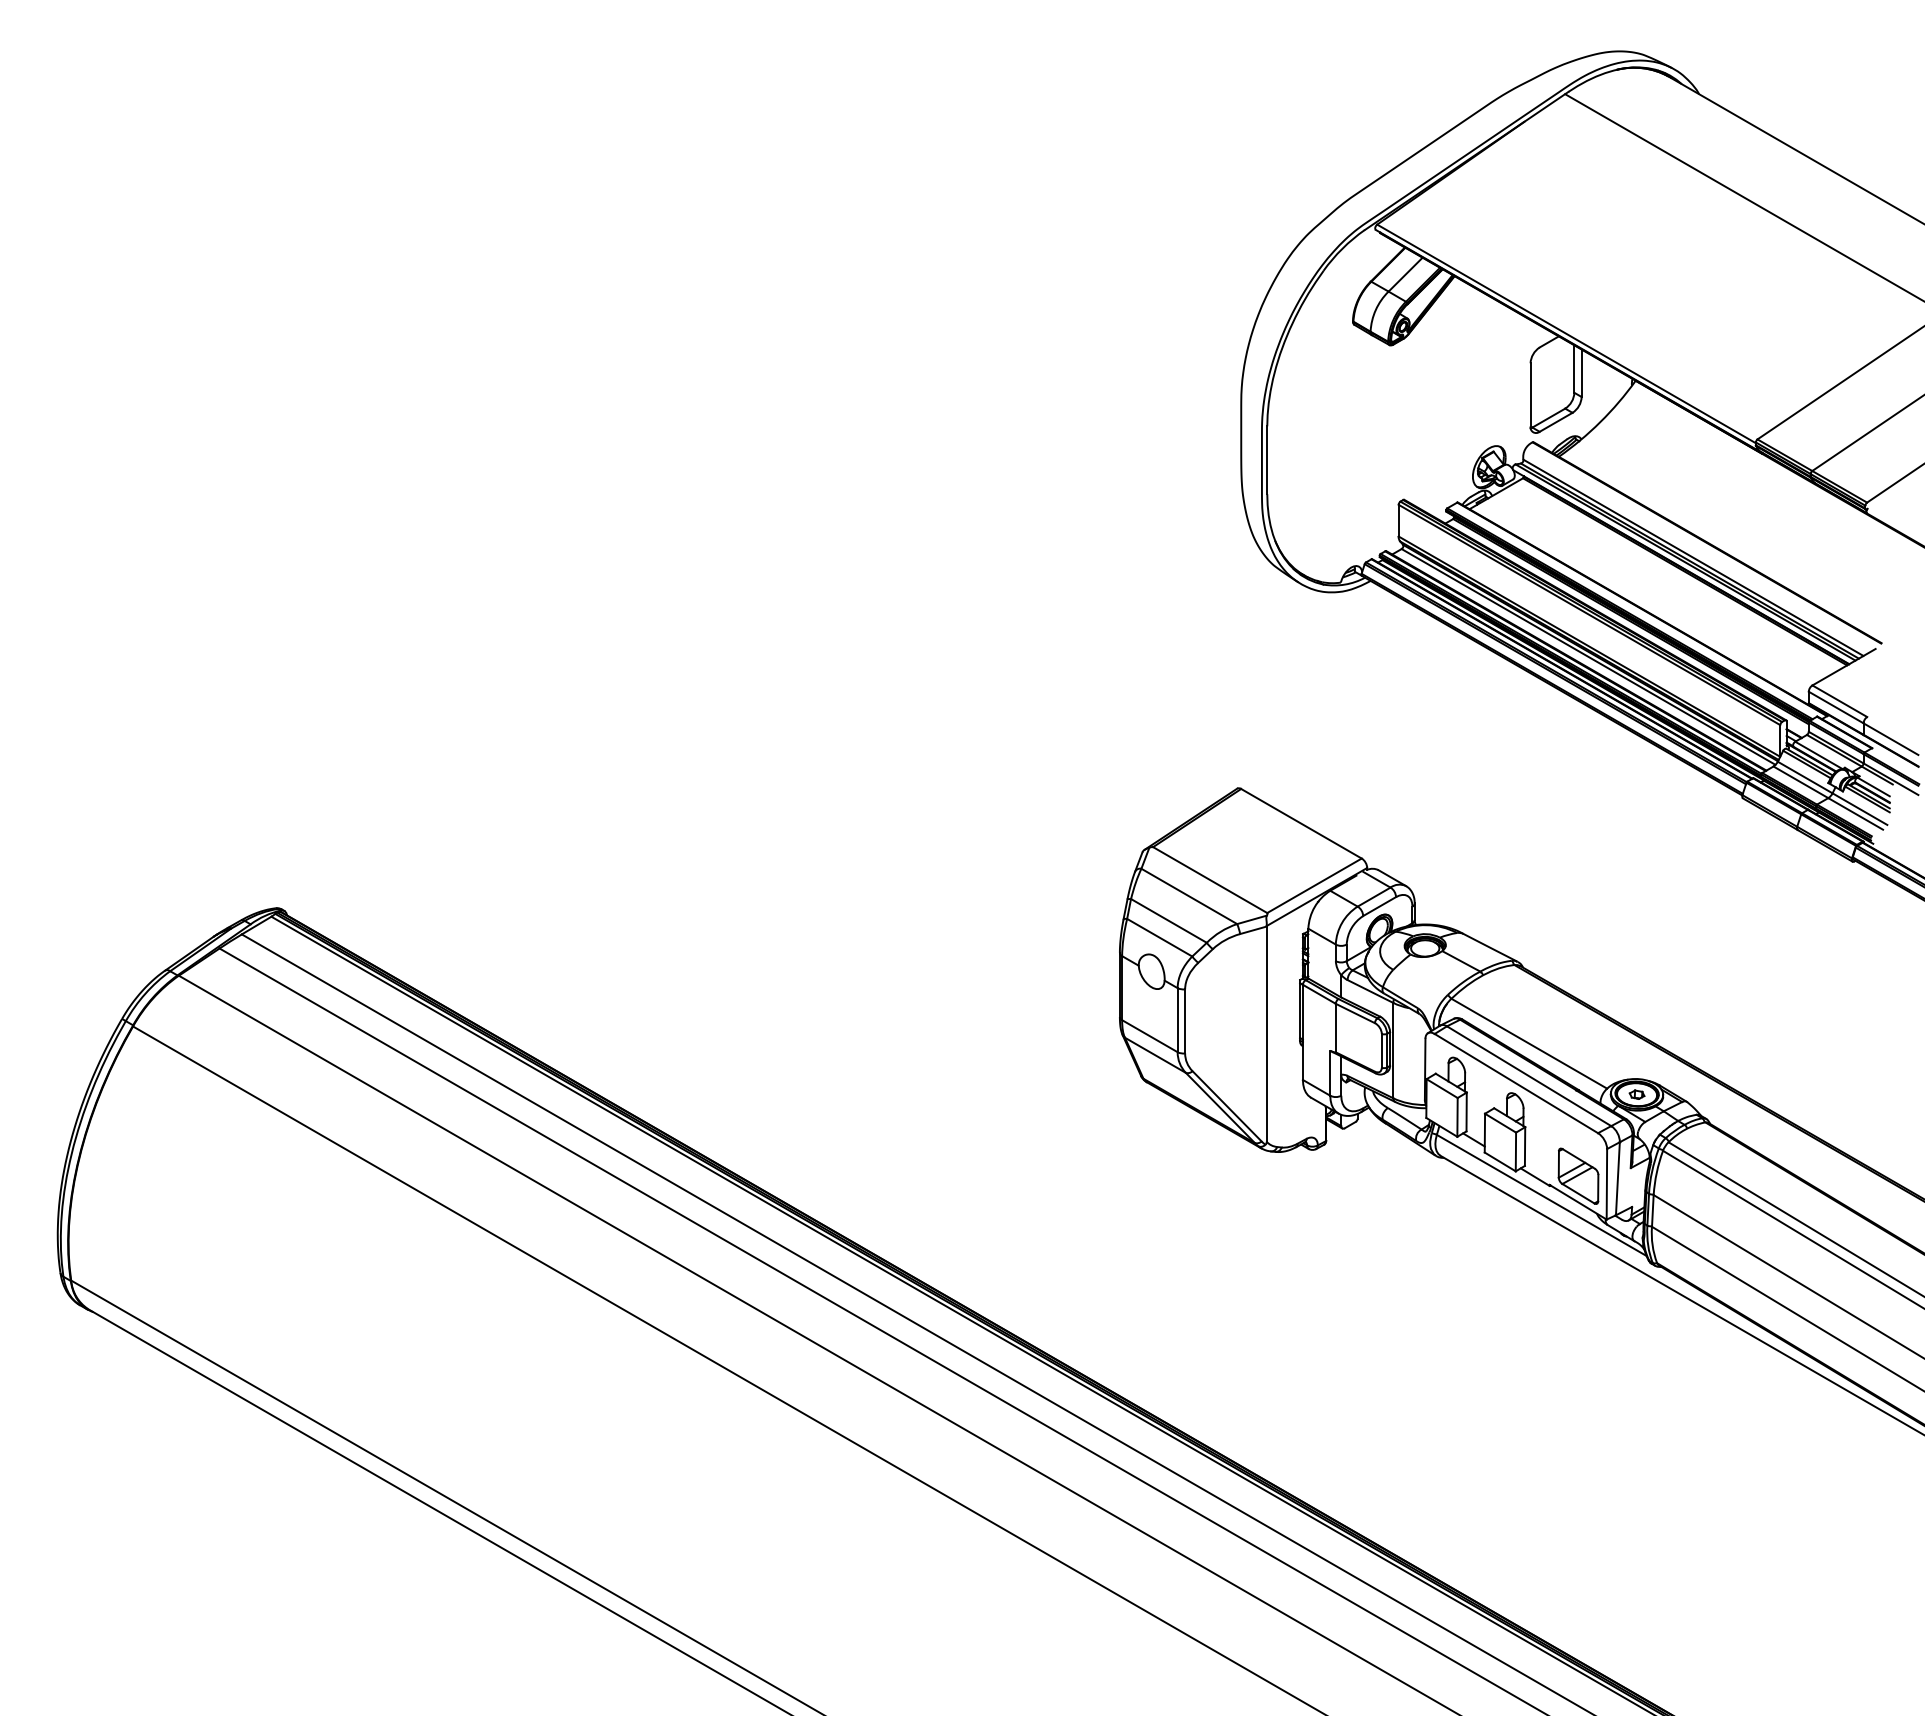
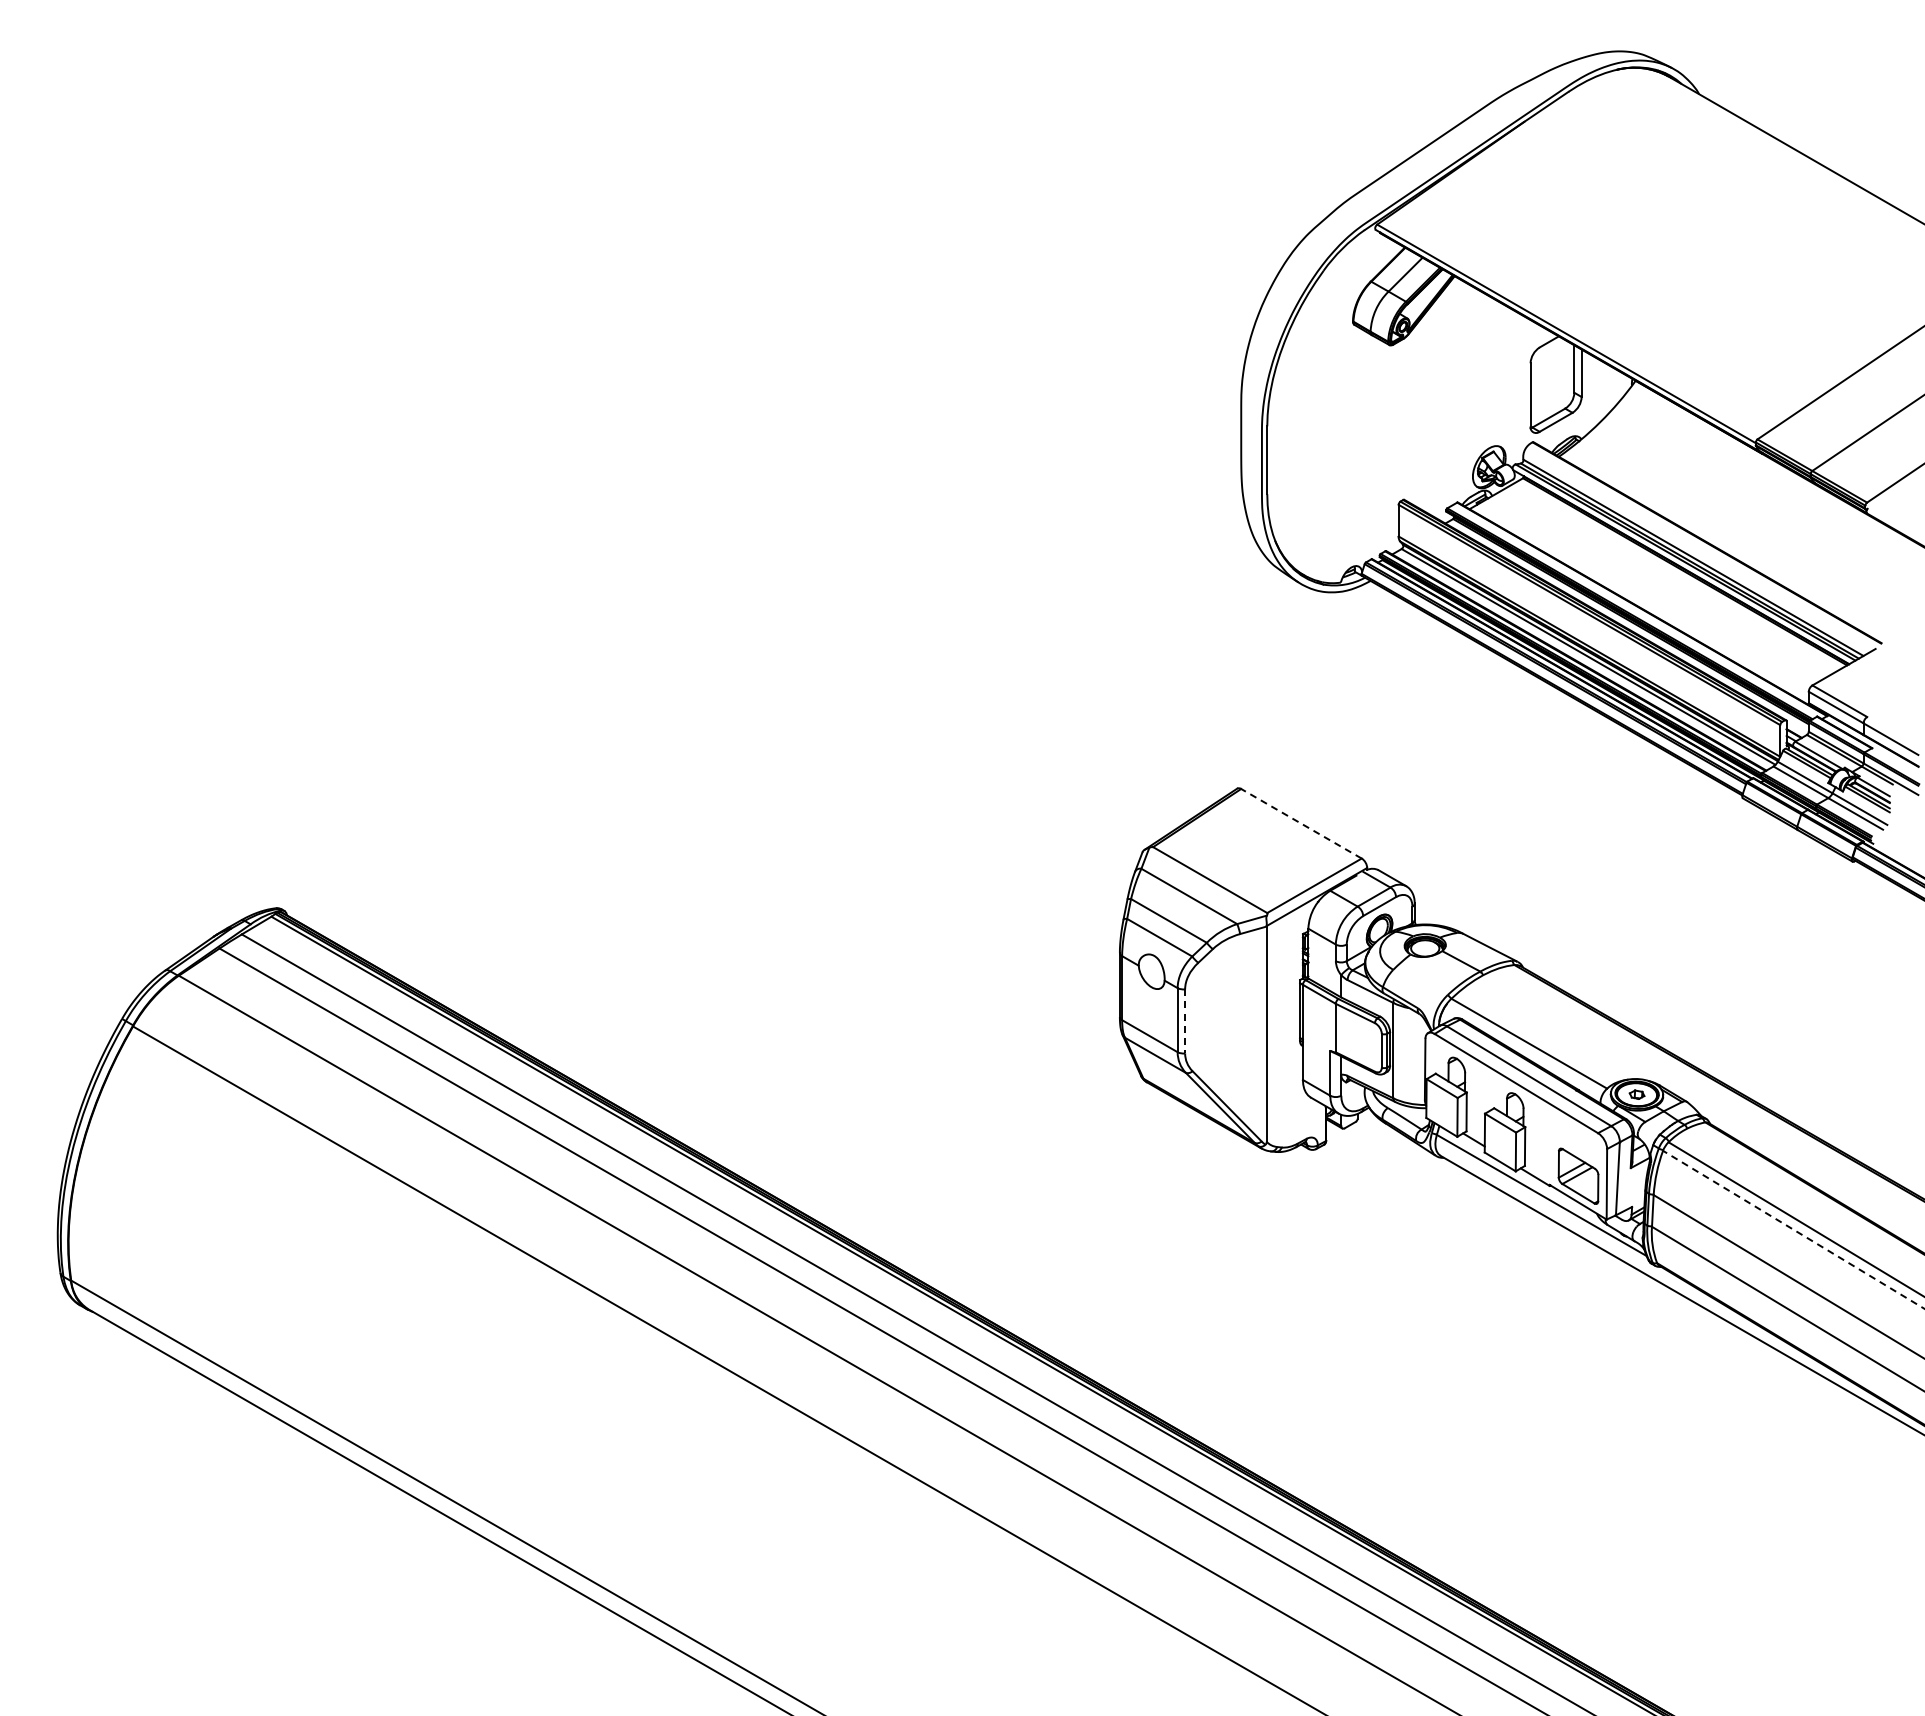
line: present -> none (1743, 196)
line: solid -> dashed (1301, 823)
line: solid -> dashed (1185, 1021)
line: solid -> dashed (1793, 1229)
